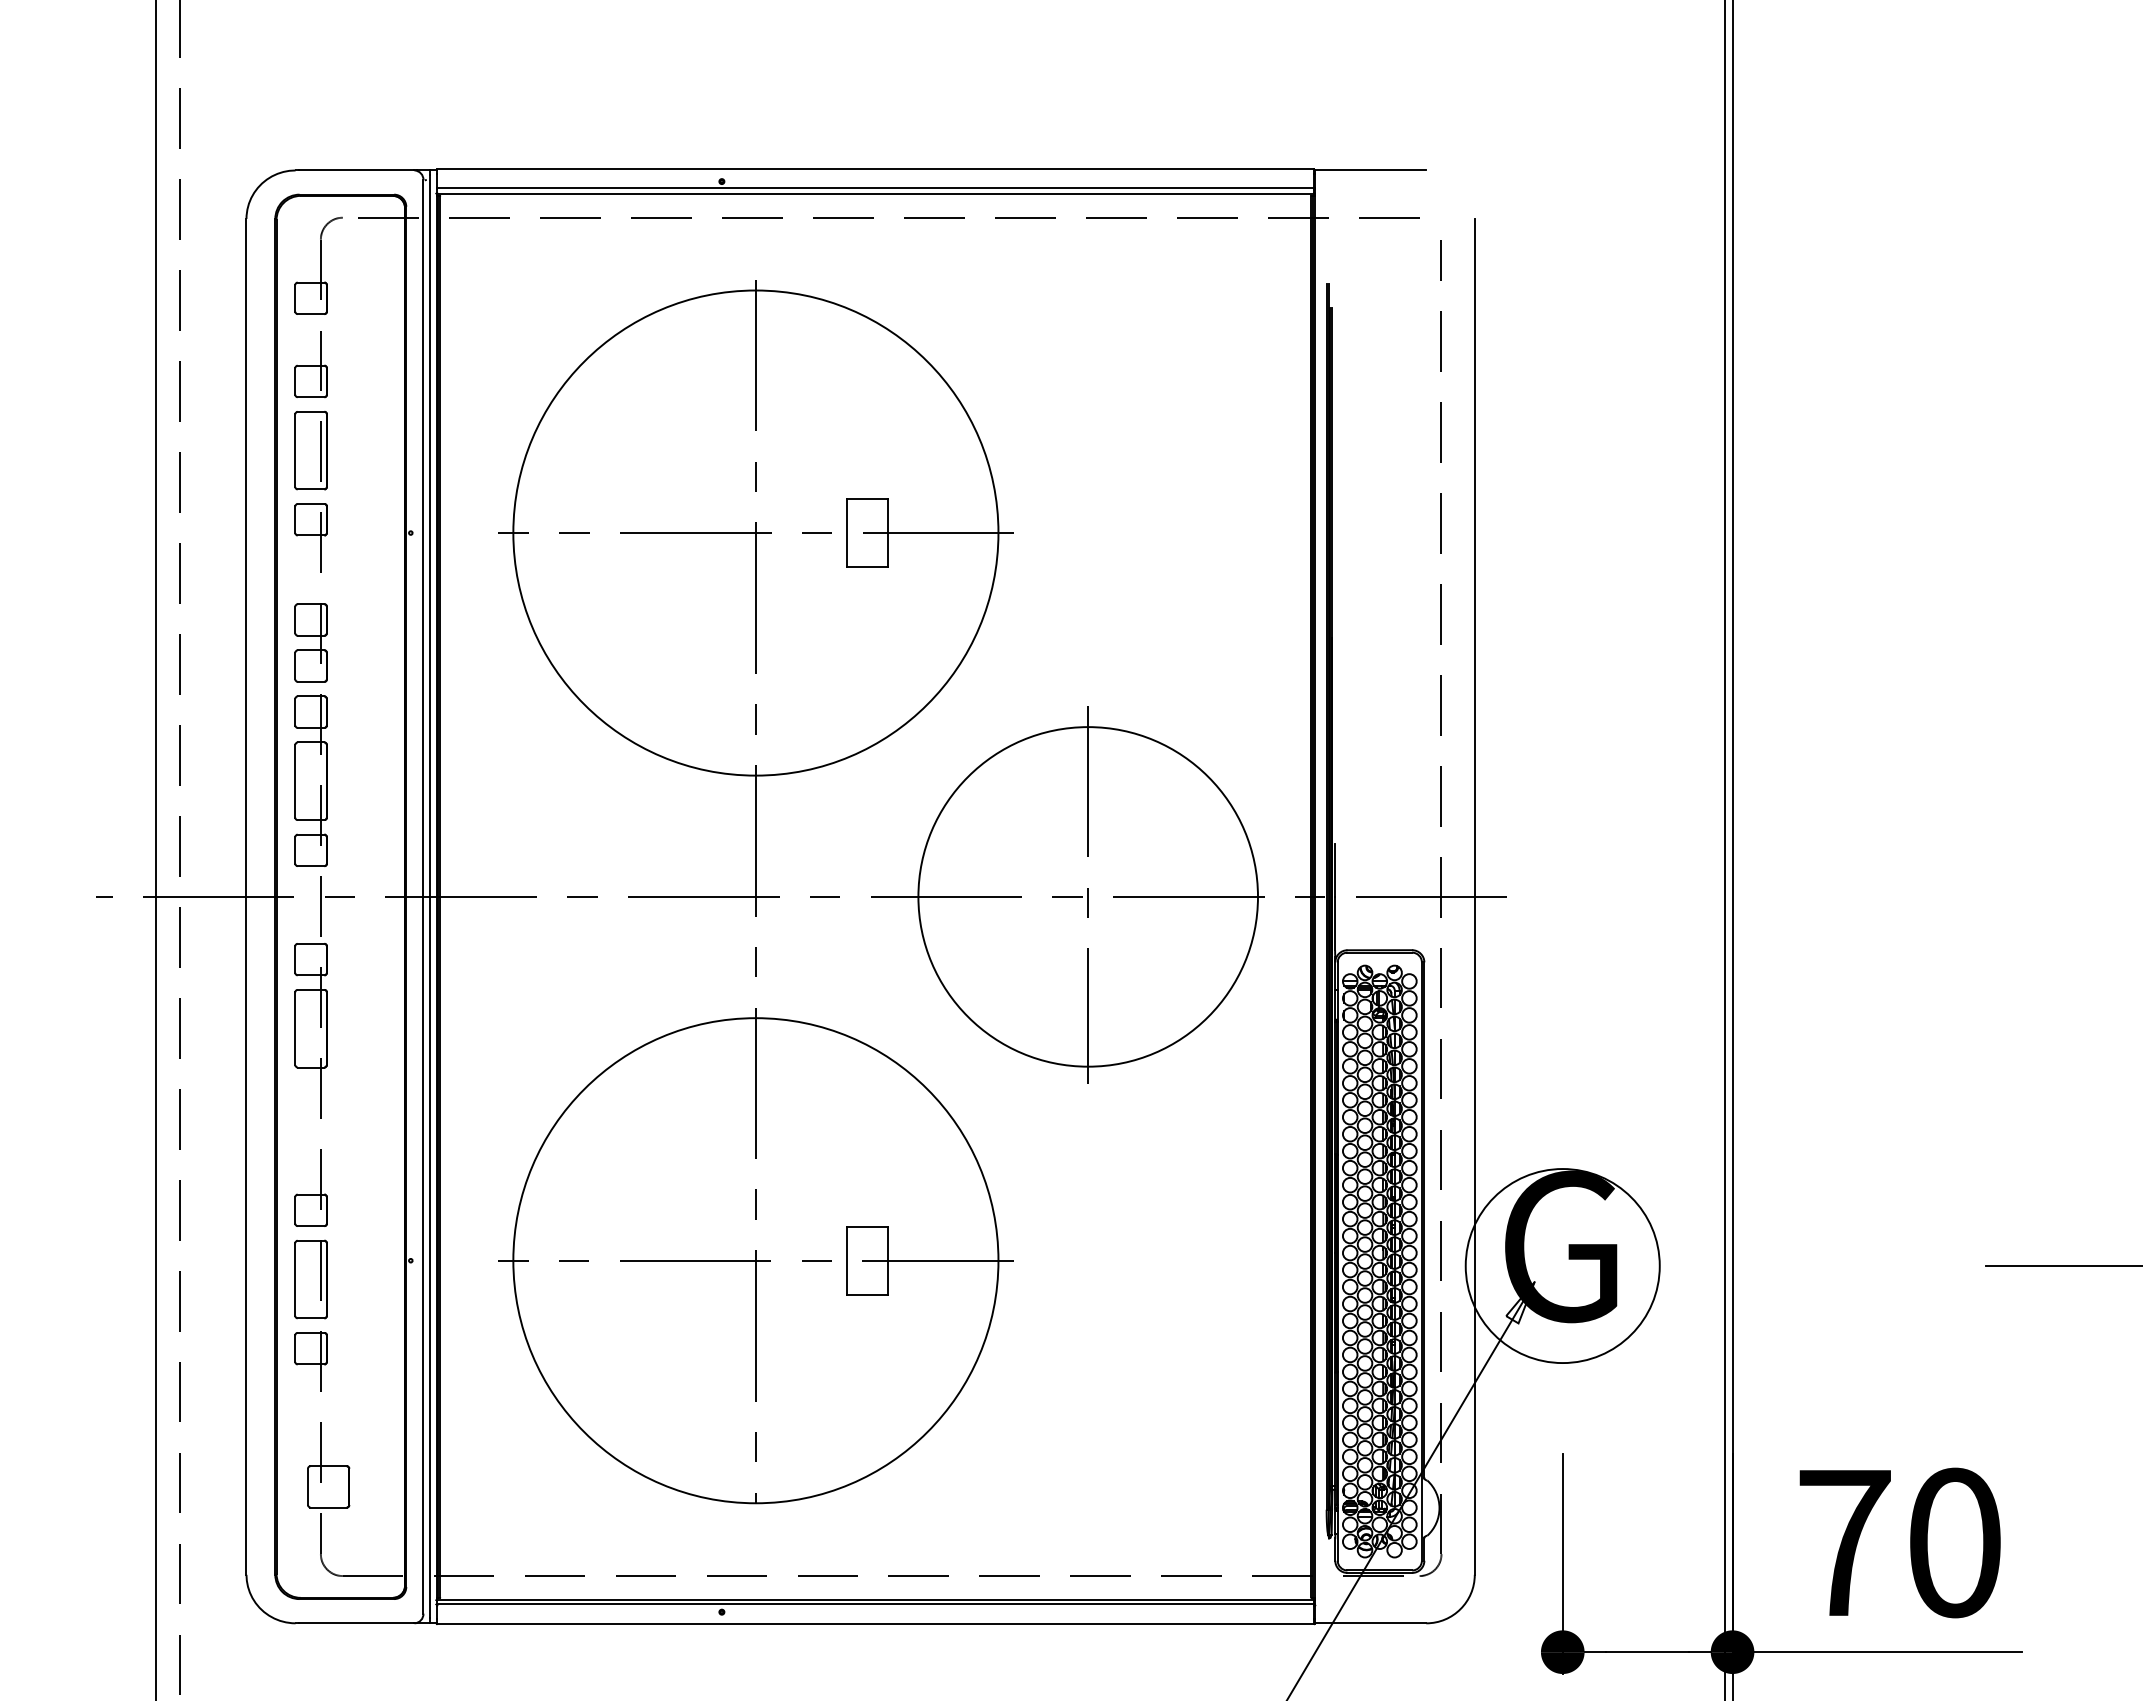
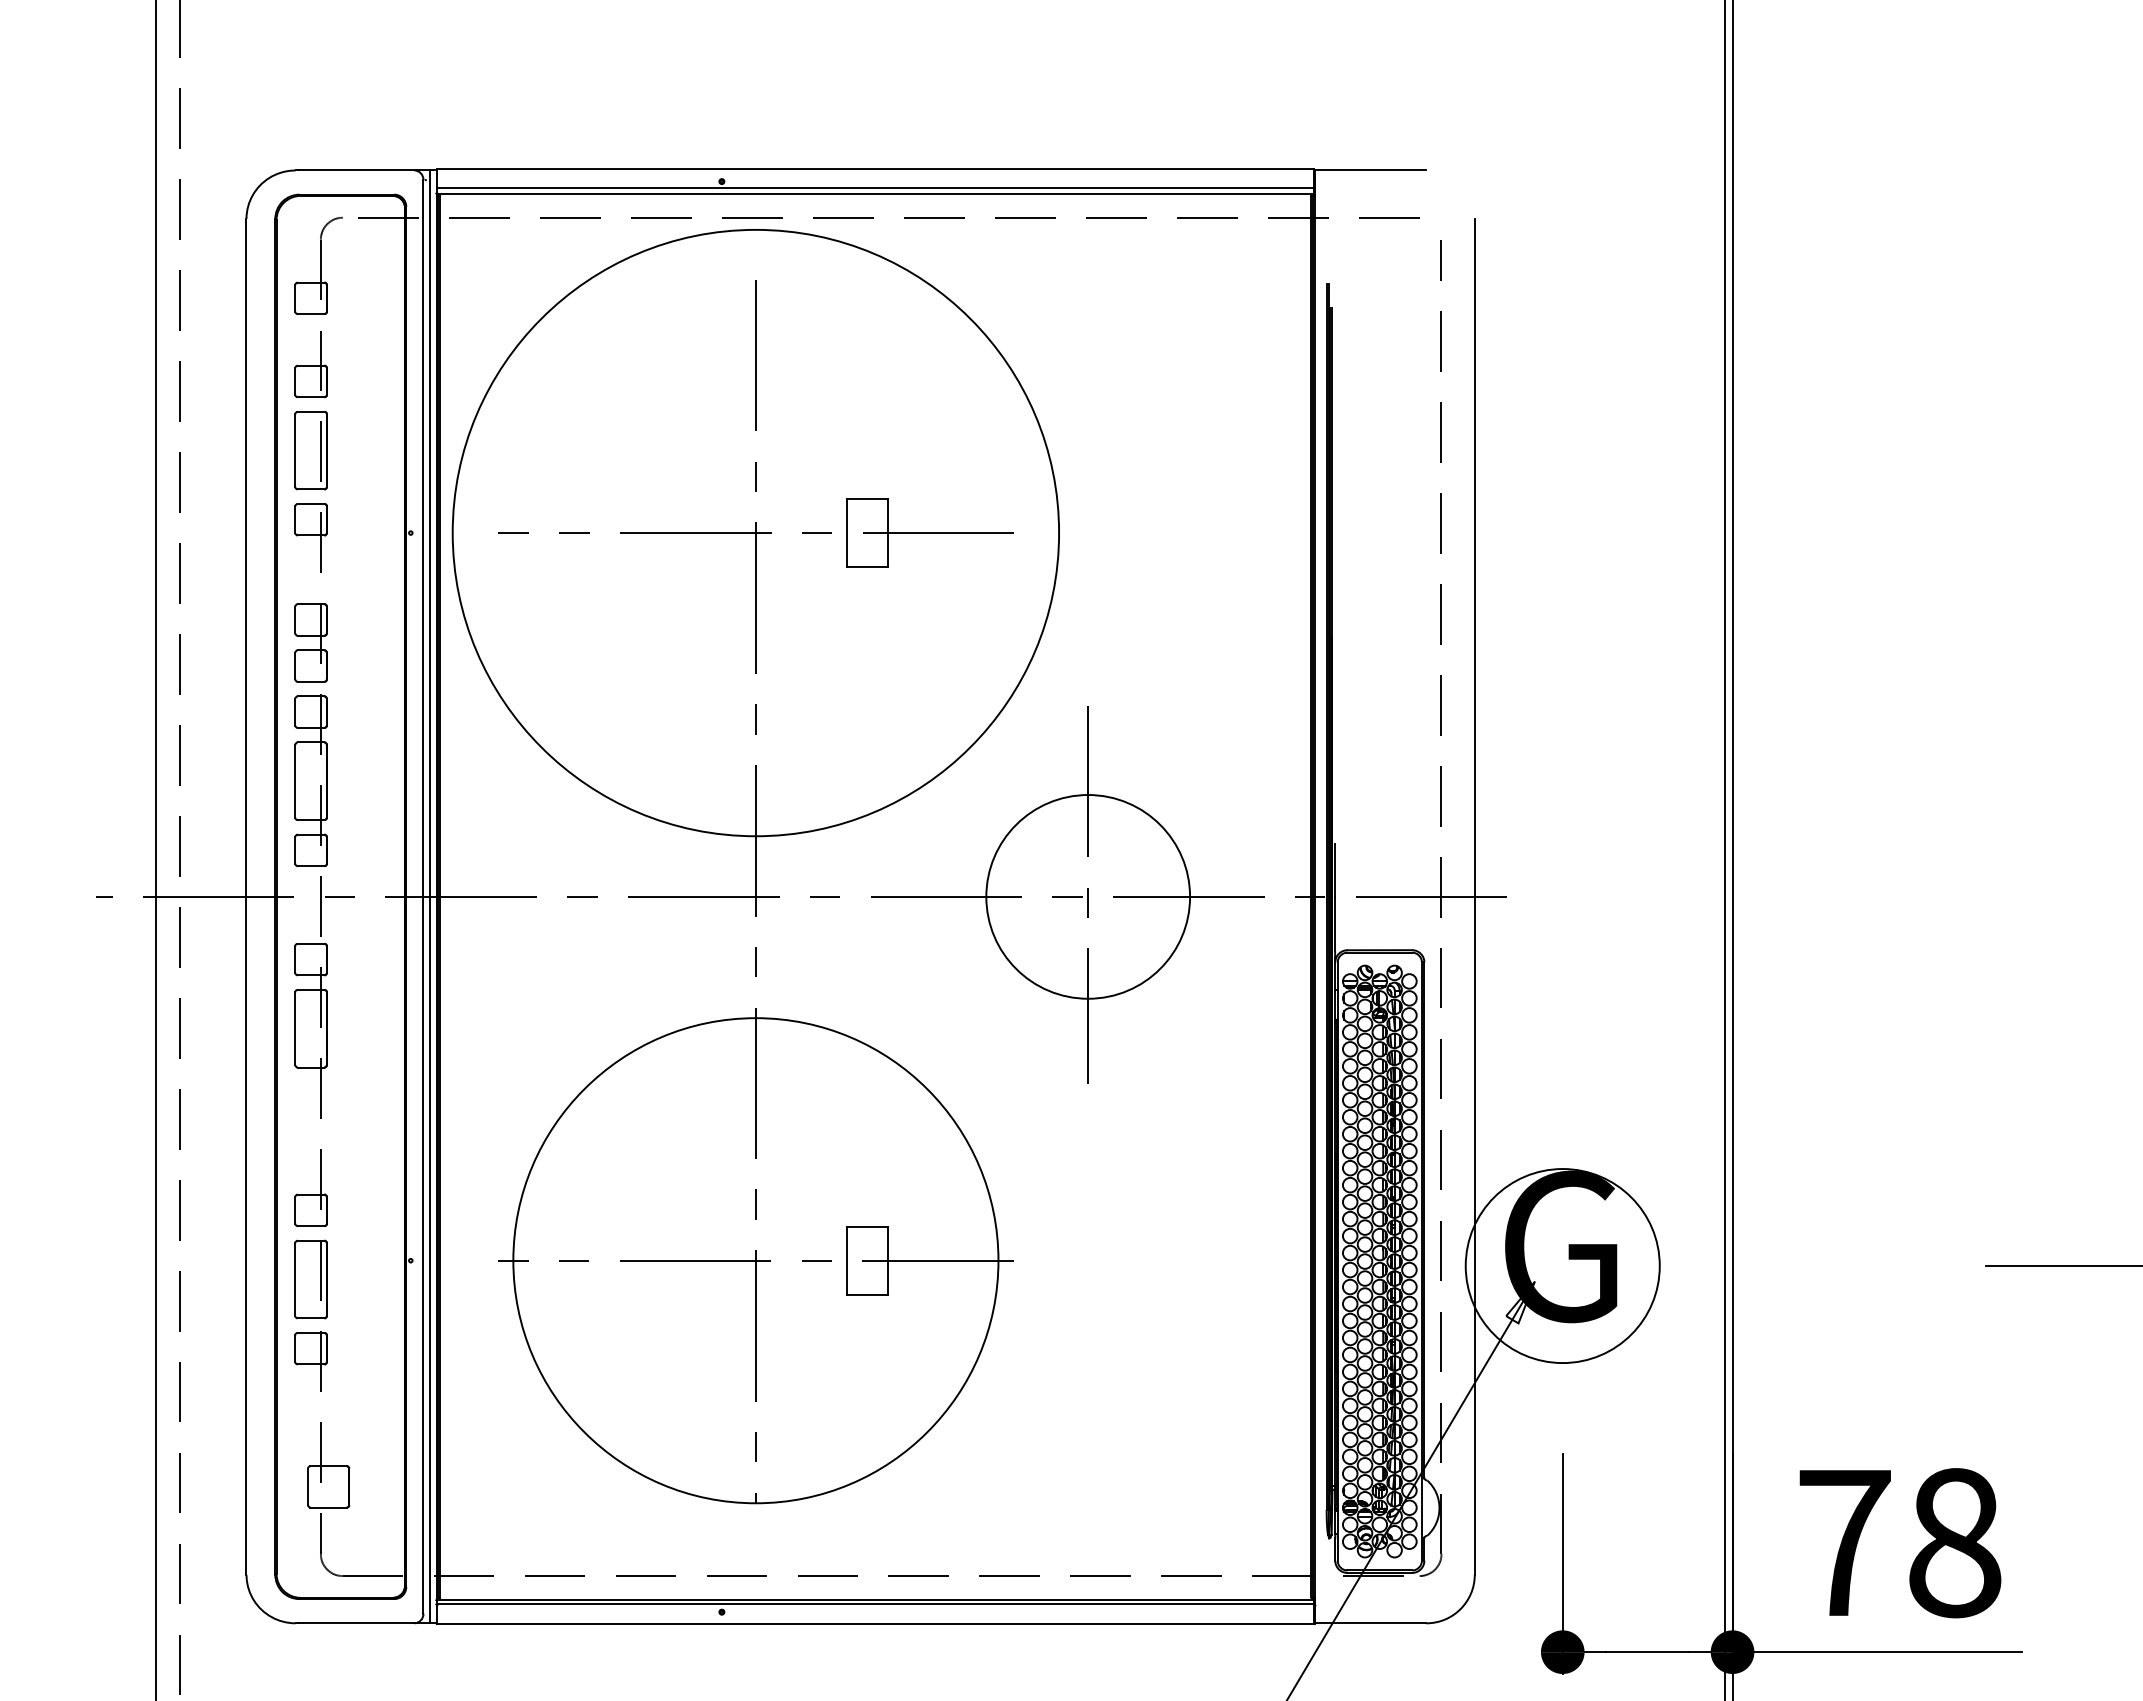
circle diameter: 485 px -> 606 px (755, 532)
circle diameter: 340 px -> 204 px (1088, 896)
text: 70 -> 78 (1955, 1542)
